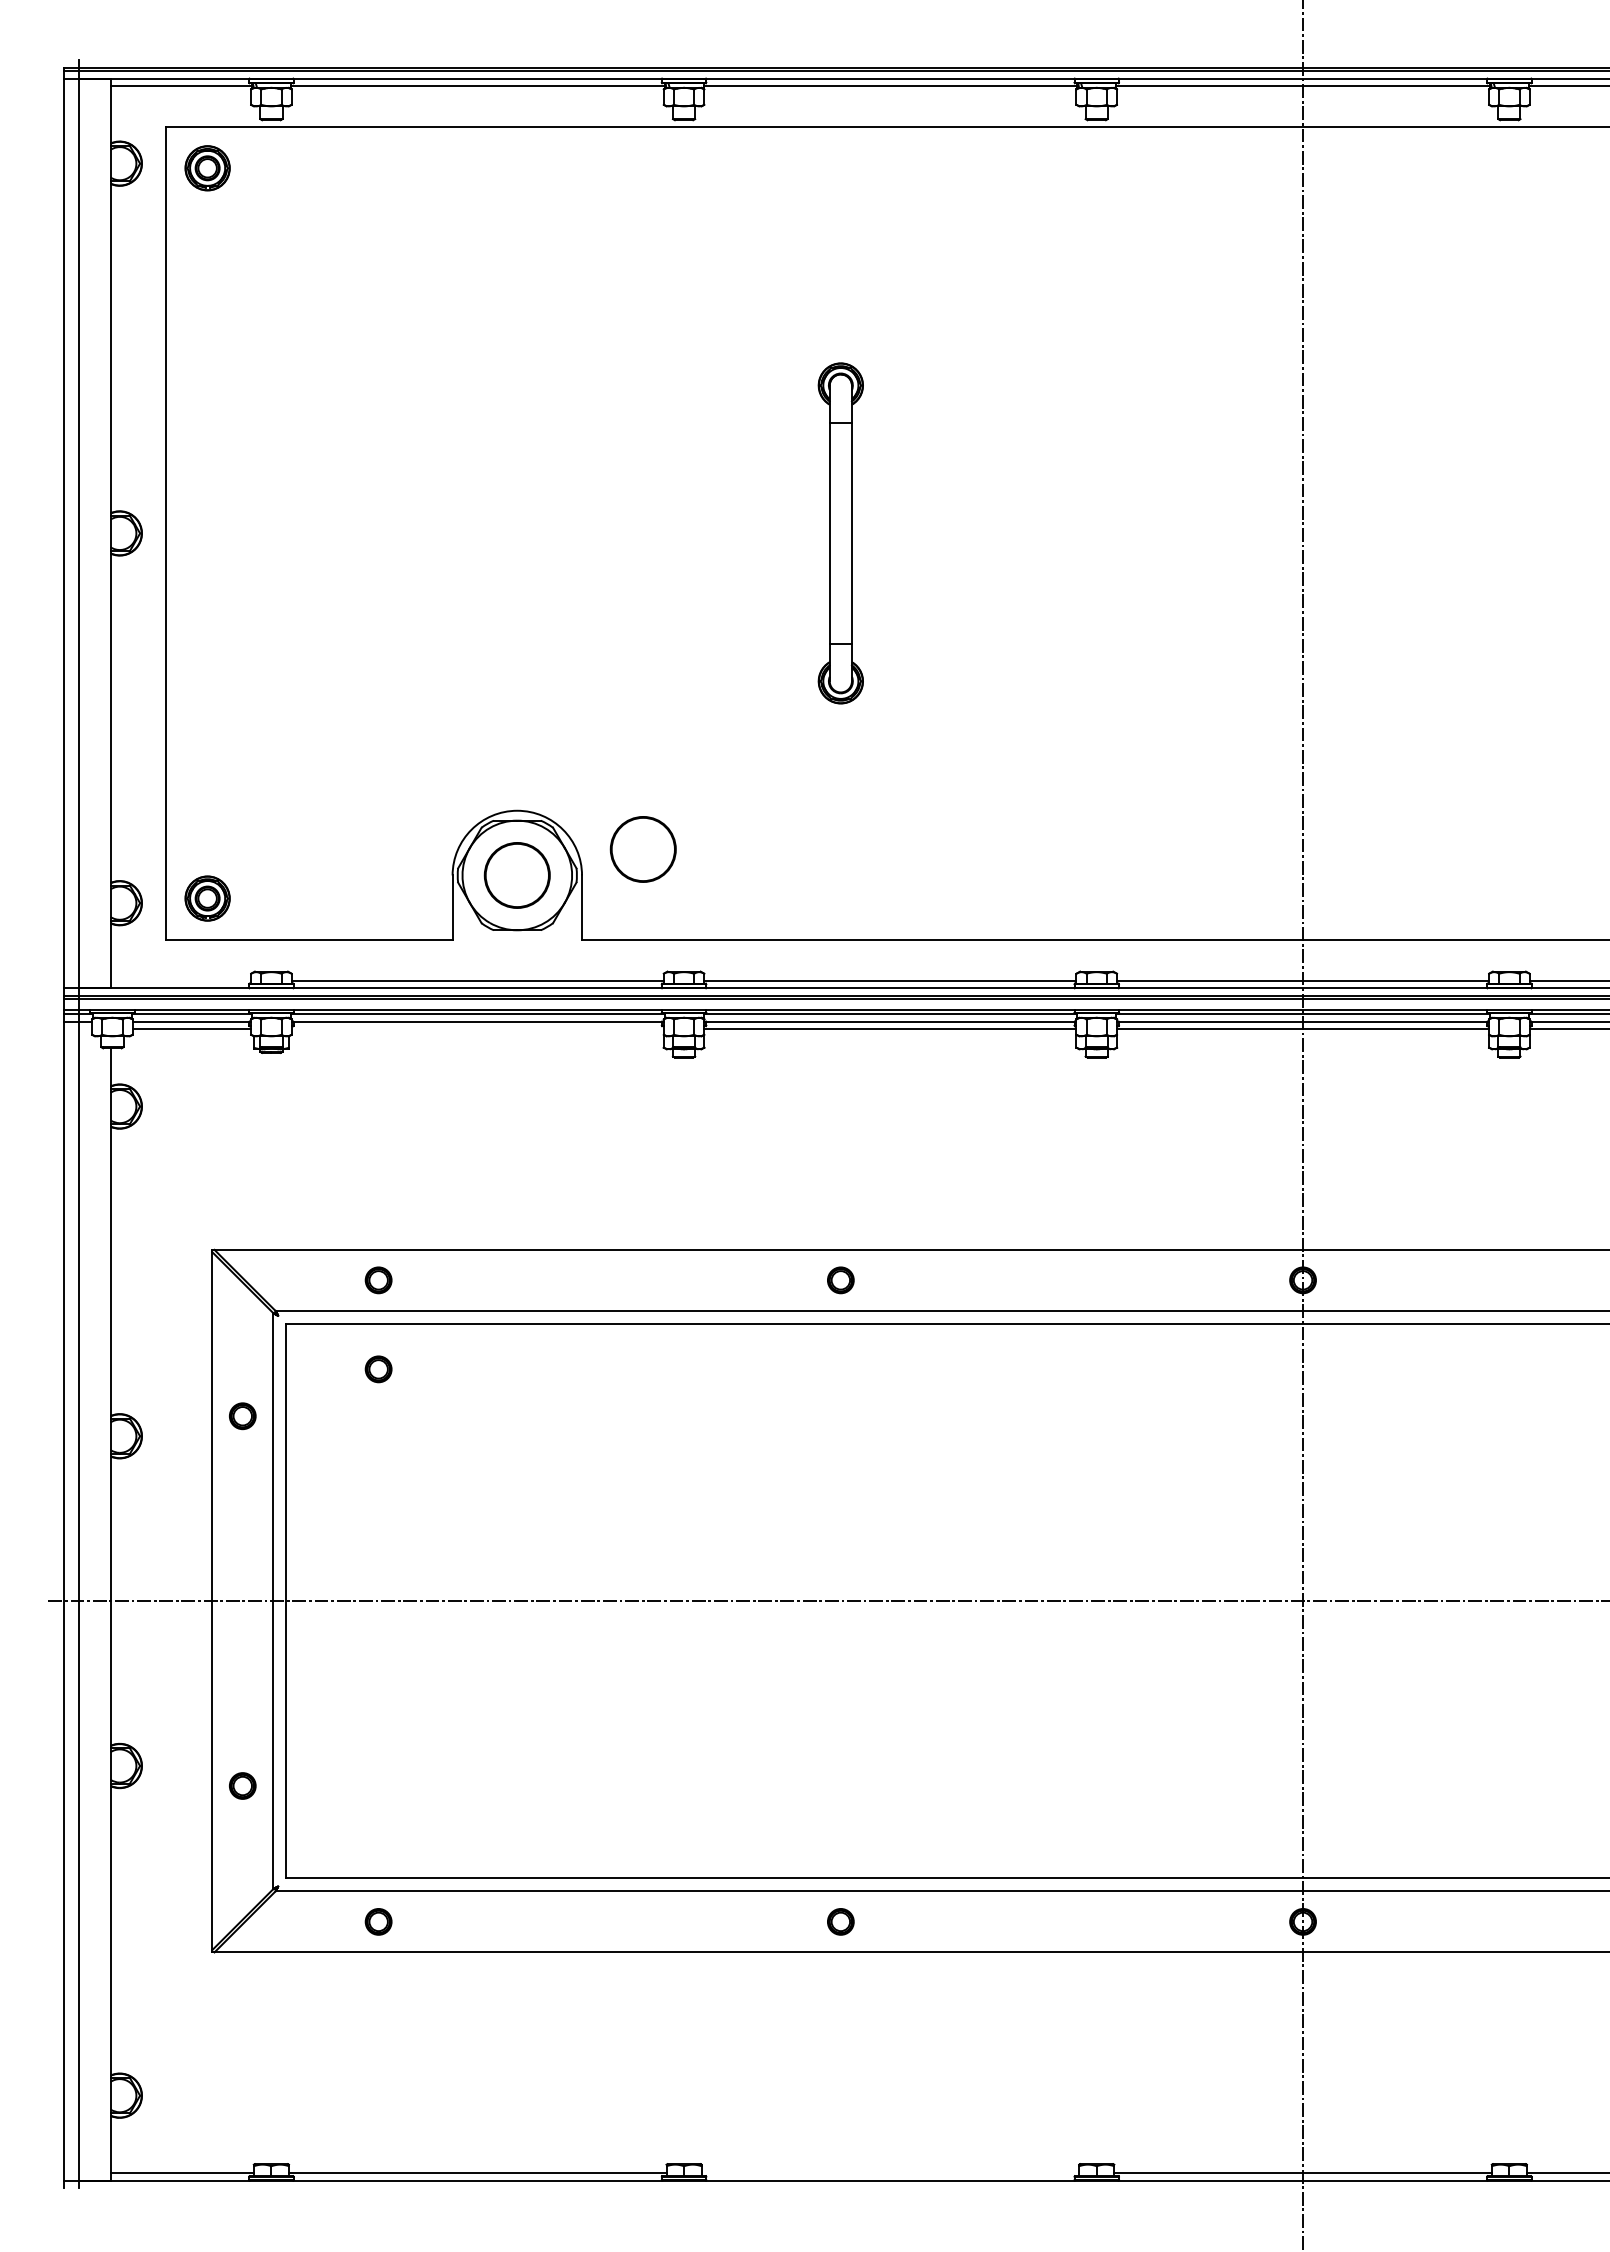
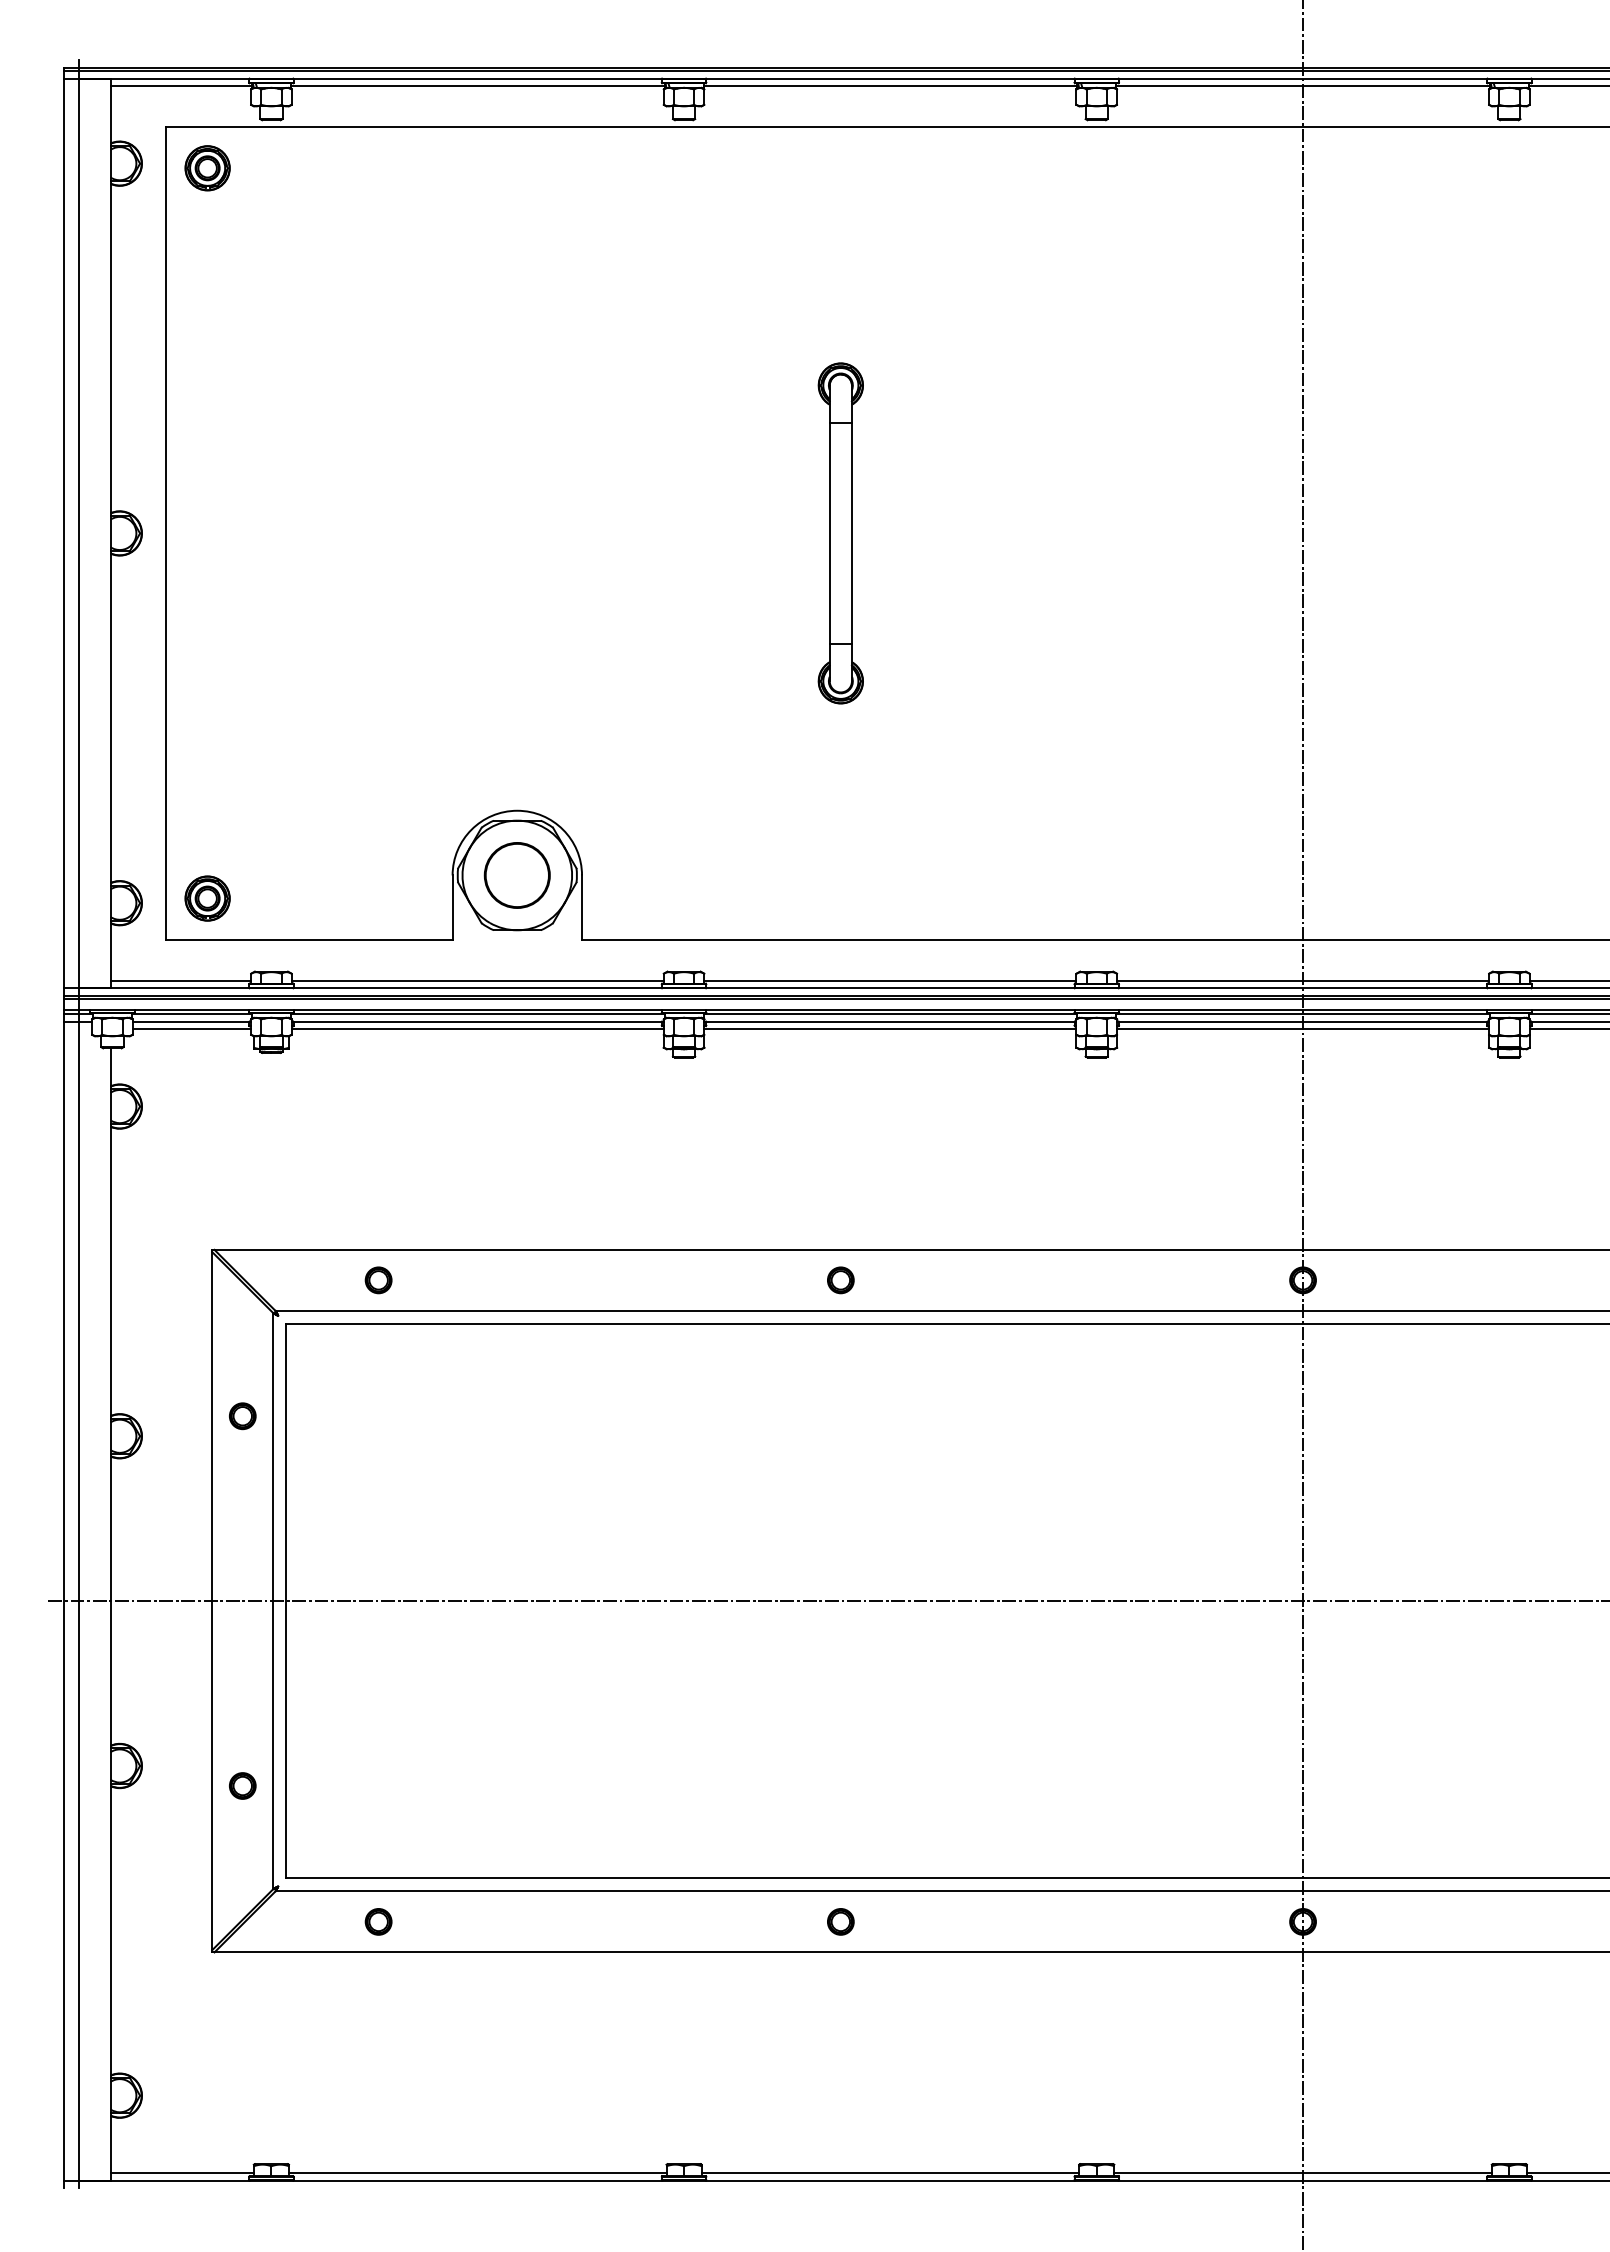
circle: present -> none (642, 849)
line: none -> present (180, 980)
line: none -> present (477, 1028)
part: present -> none (378, 1369)
line: none -> present (890, 2173)
